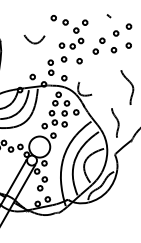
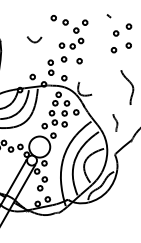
part size: 23x10 px -> 17x8 px (34, 39)
part: present -> none (98, 45)
part size: 9x30 px -> 7x18 px (115, 122)
